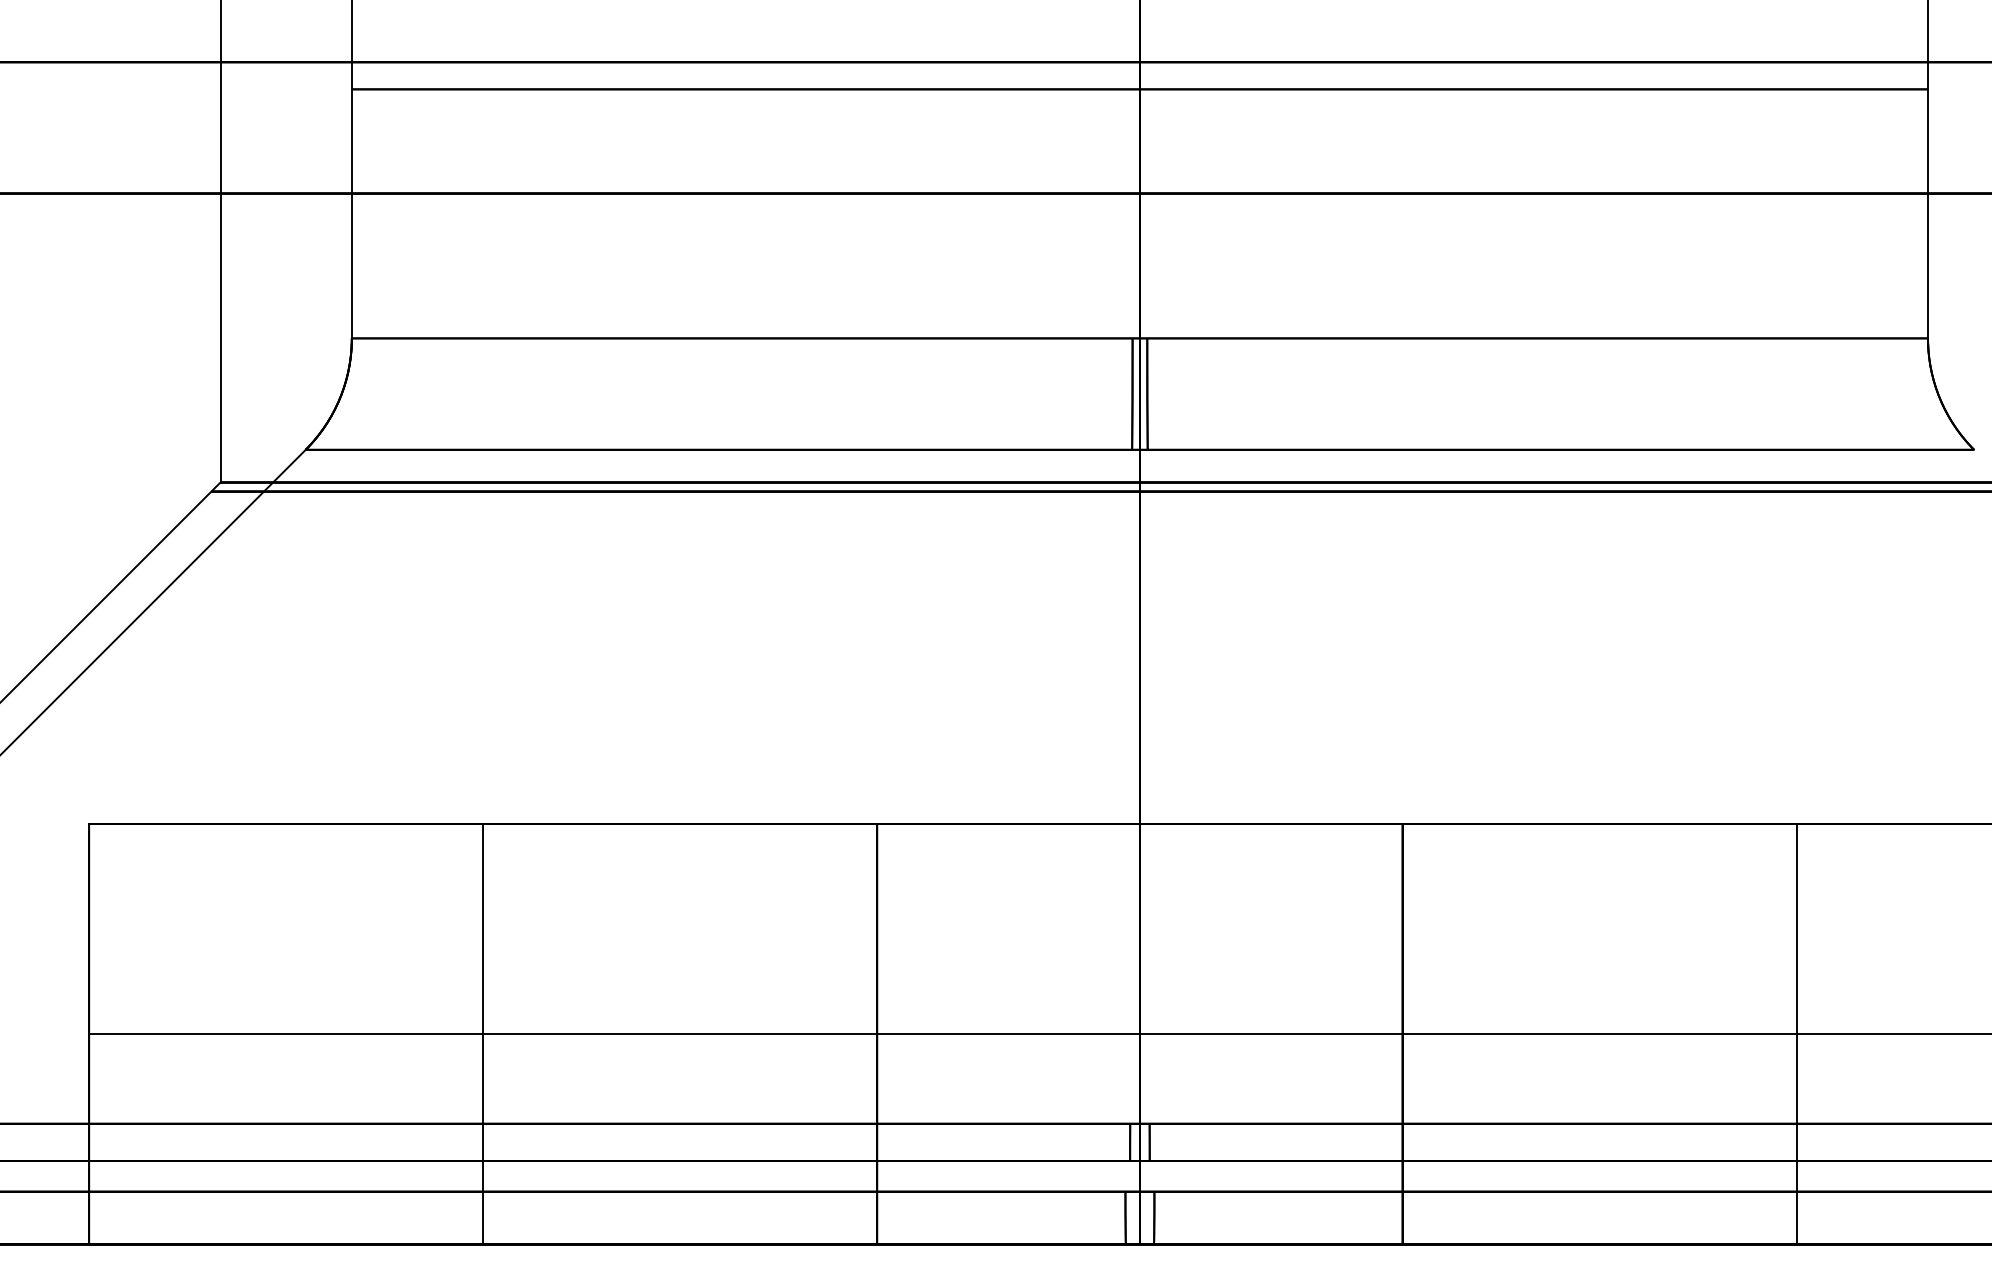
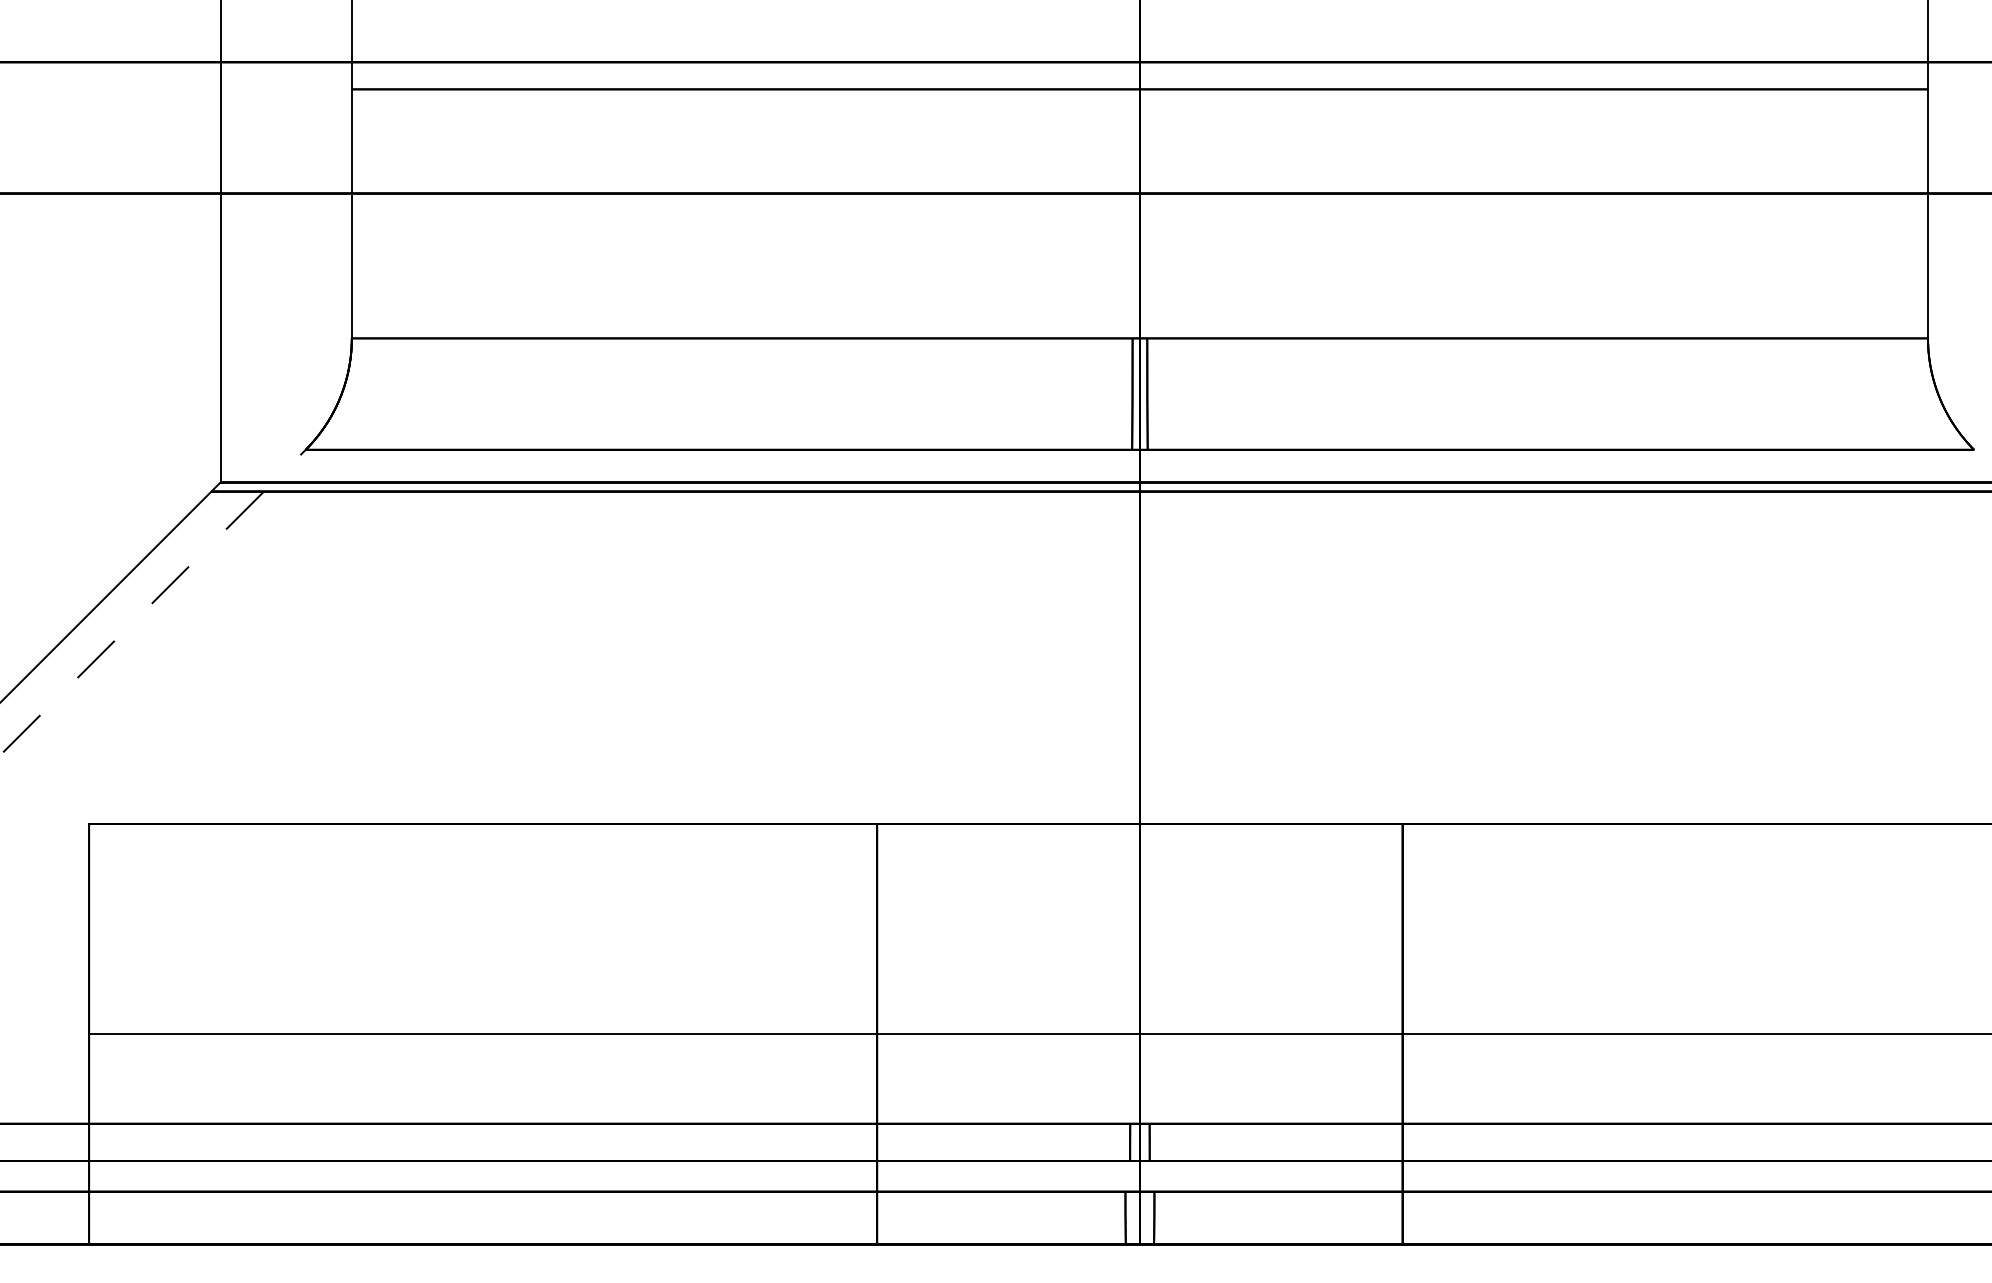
line: solid -> dashed (153, 602)
line: present -> none (483, 1034)
line: present -> none (1796, 1034)
